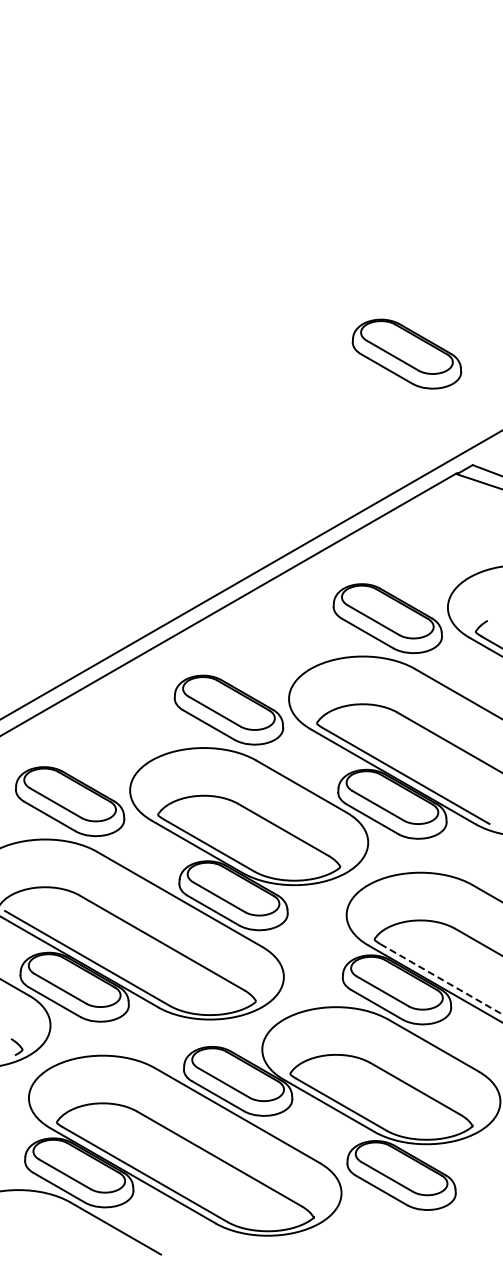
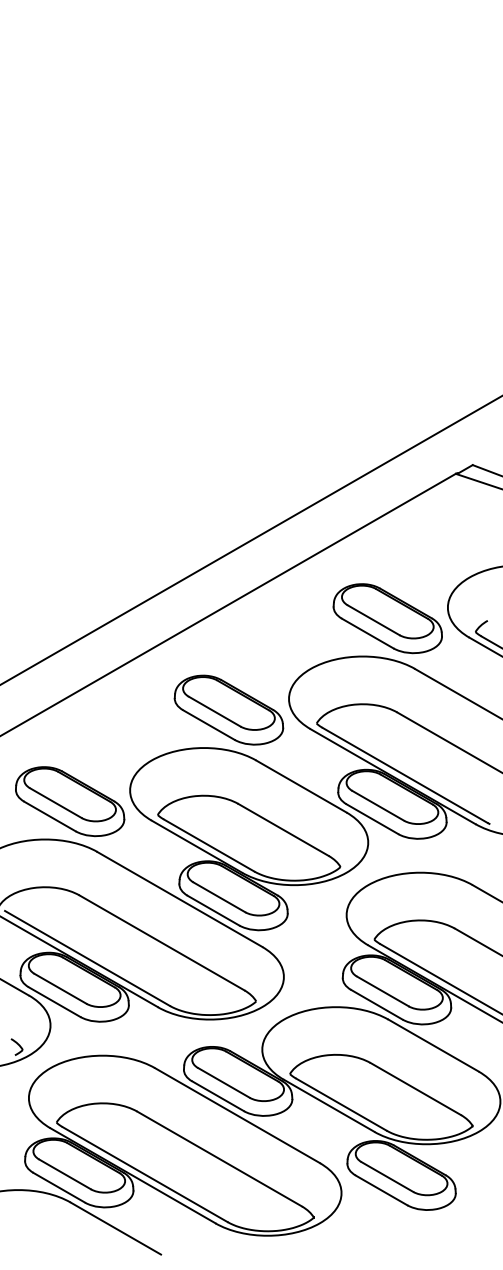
part: present -> none (406, 353)
line position: (250, 574) -> (250, 540) (250, 540)
line: dashed -> solid (441, 979)
